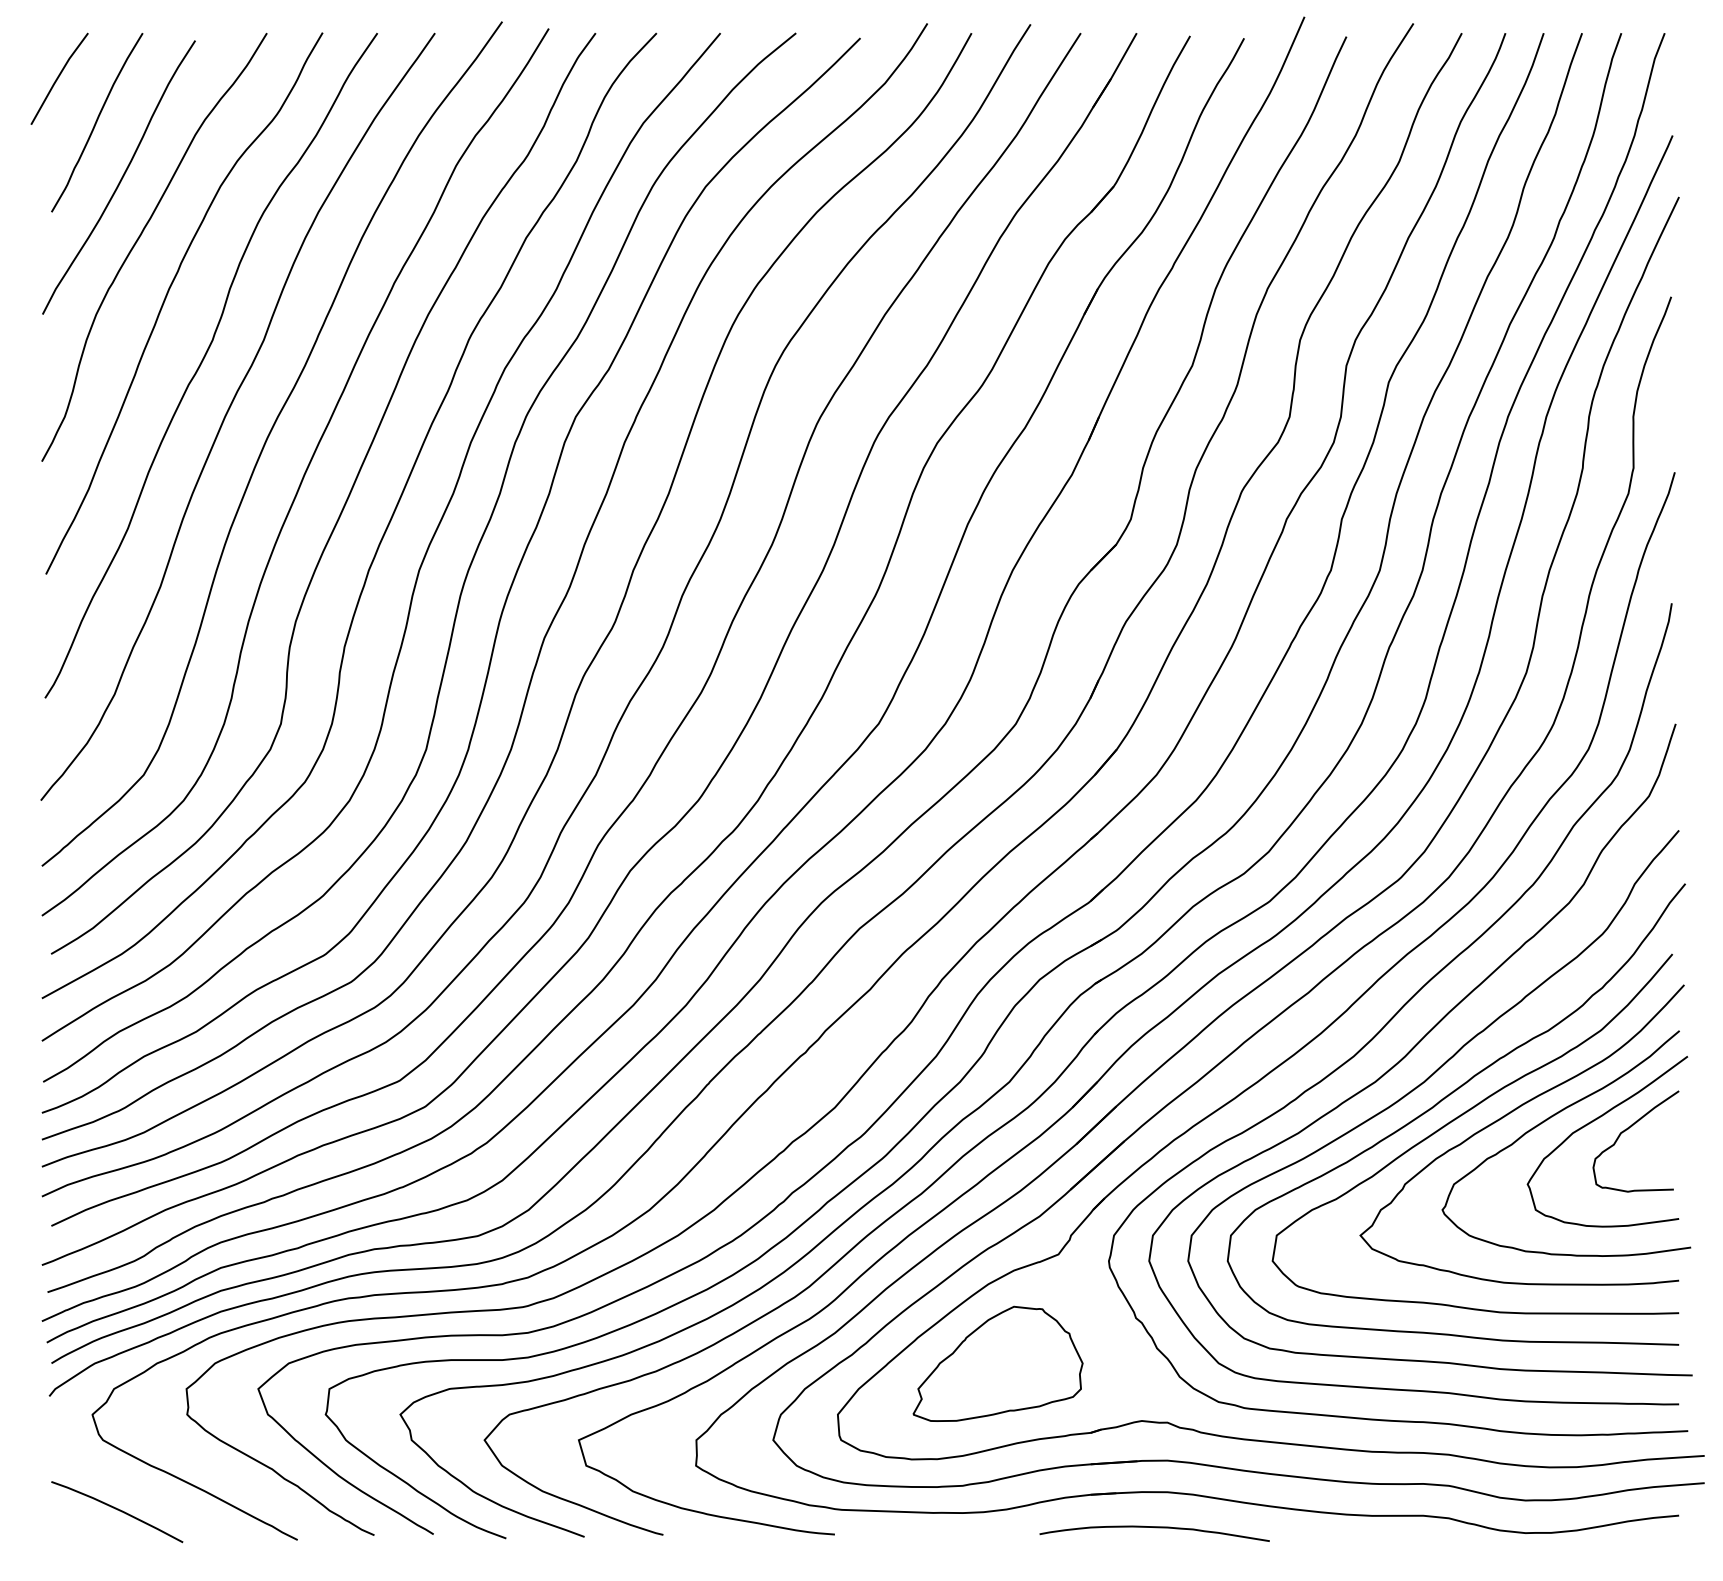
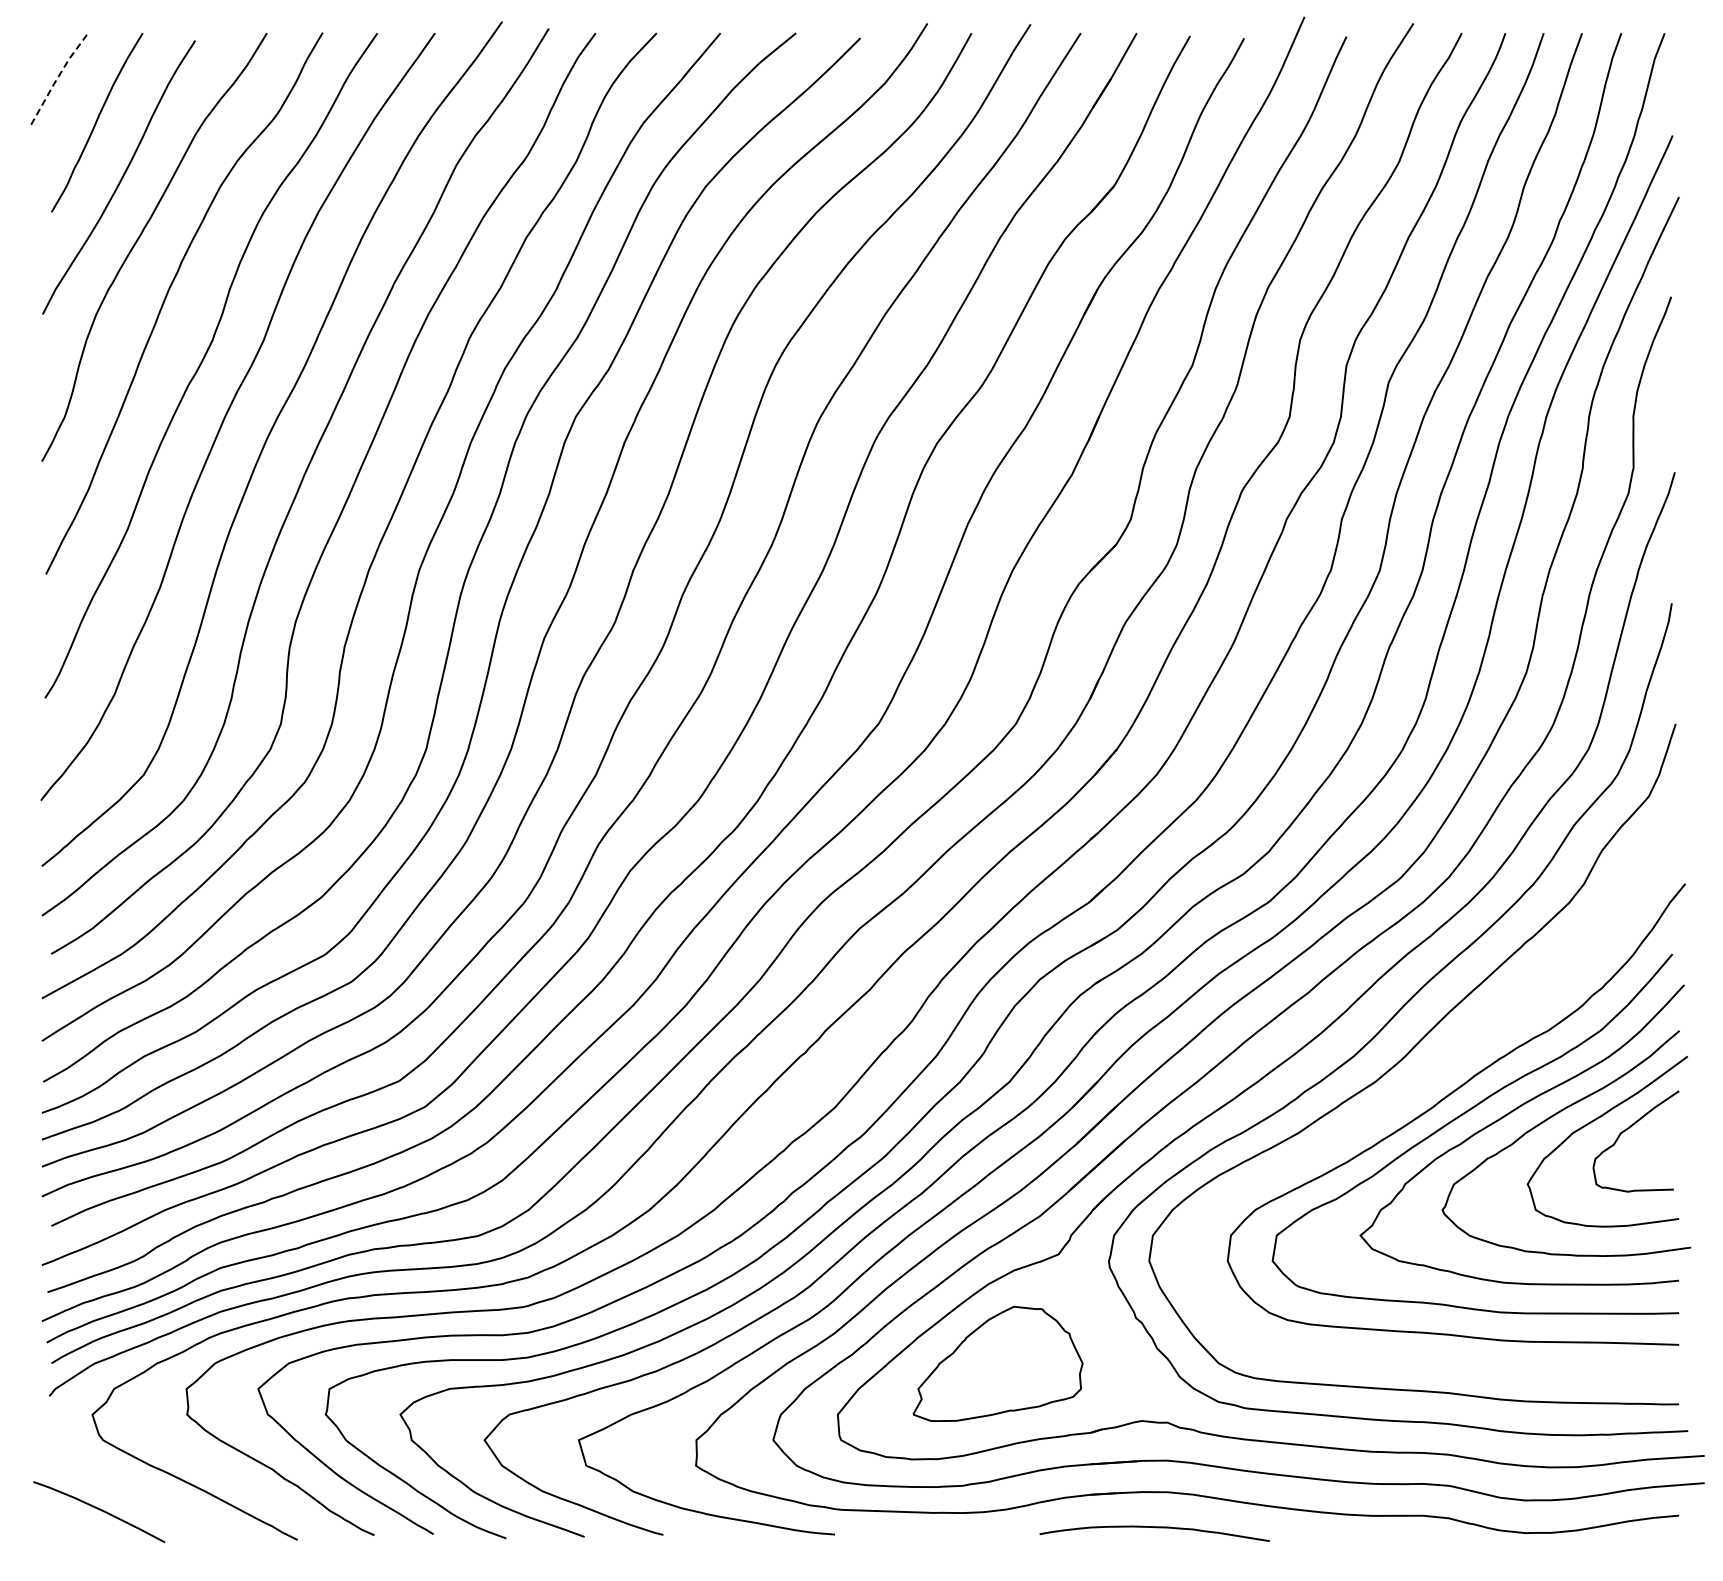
line: solid -> dashed (58, 77)
curve: present -> none (1425, 1082)
curve position: (117, 1510) -> (99, 1510) (99, 1510)
